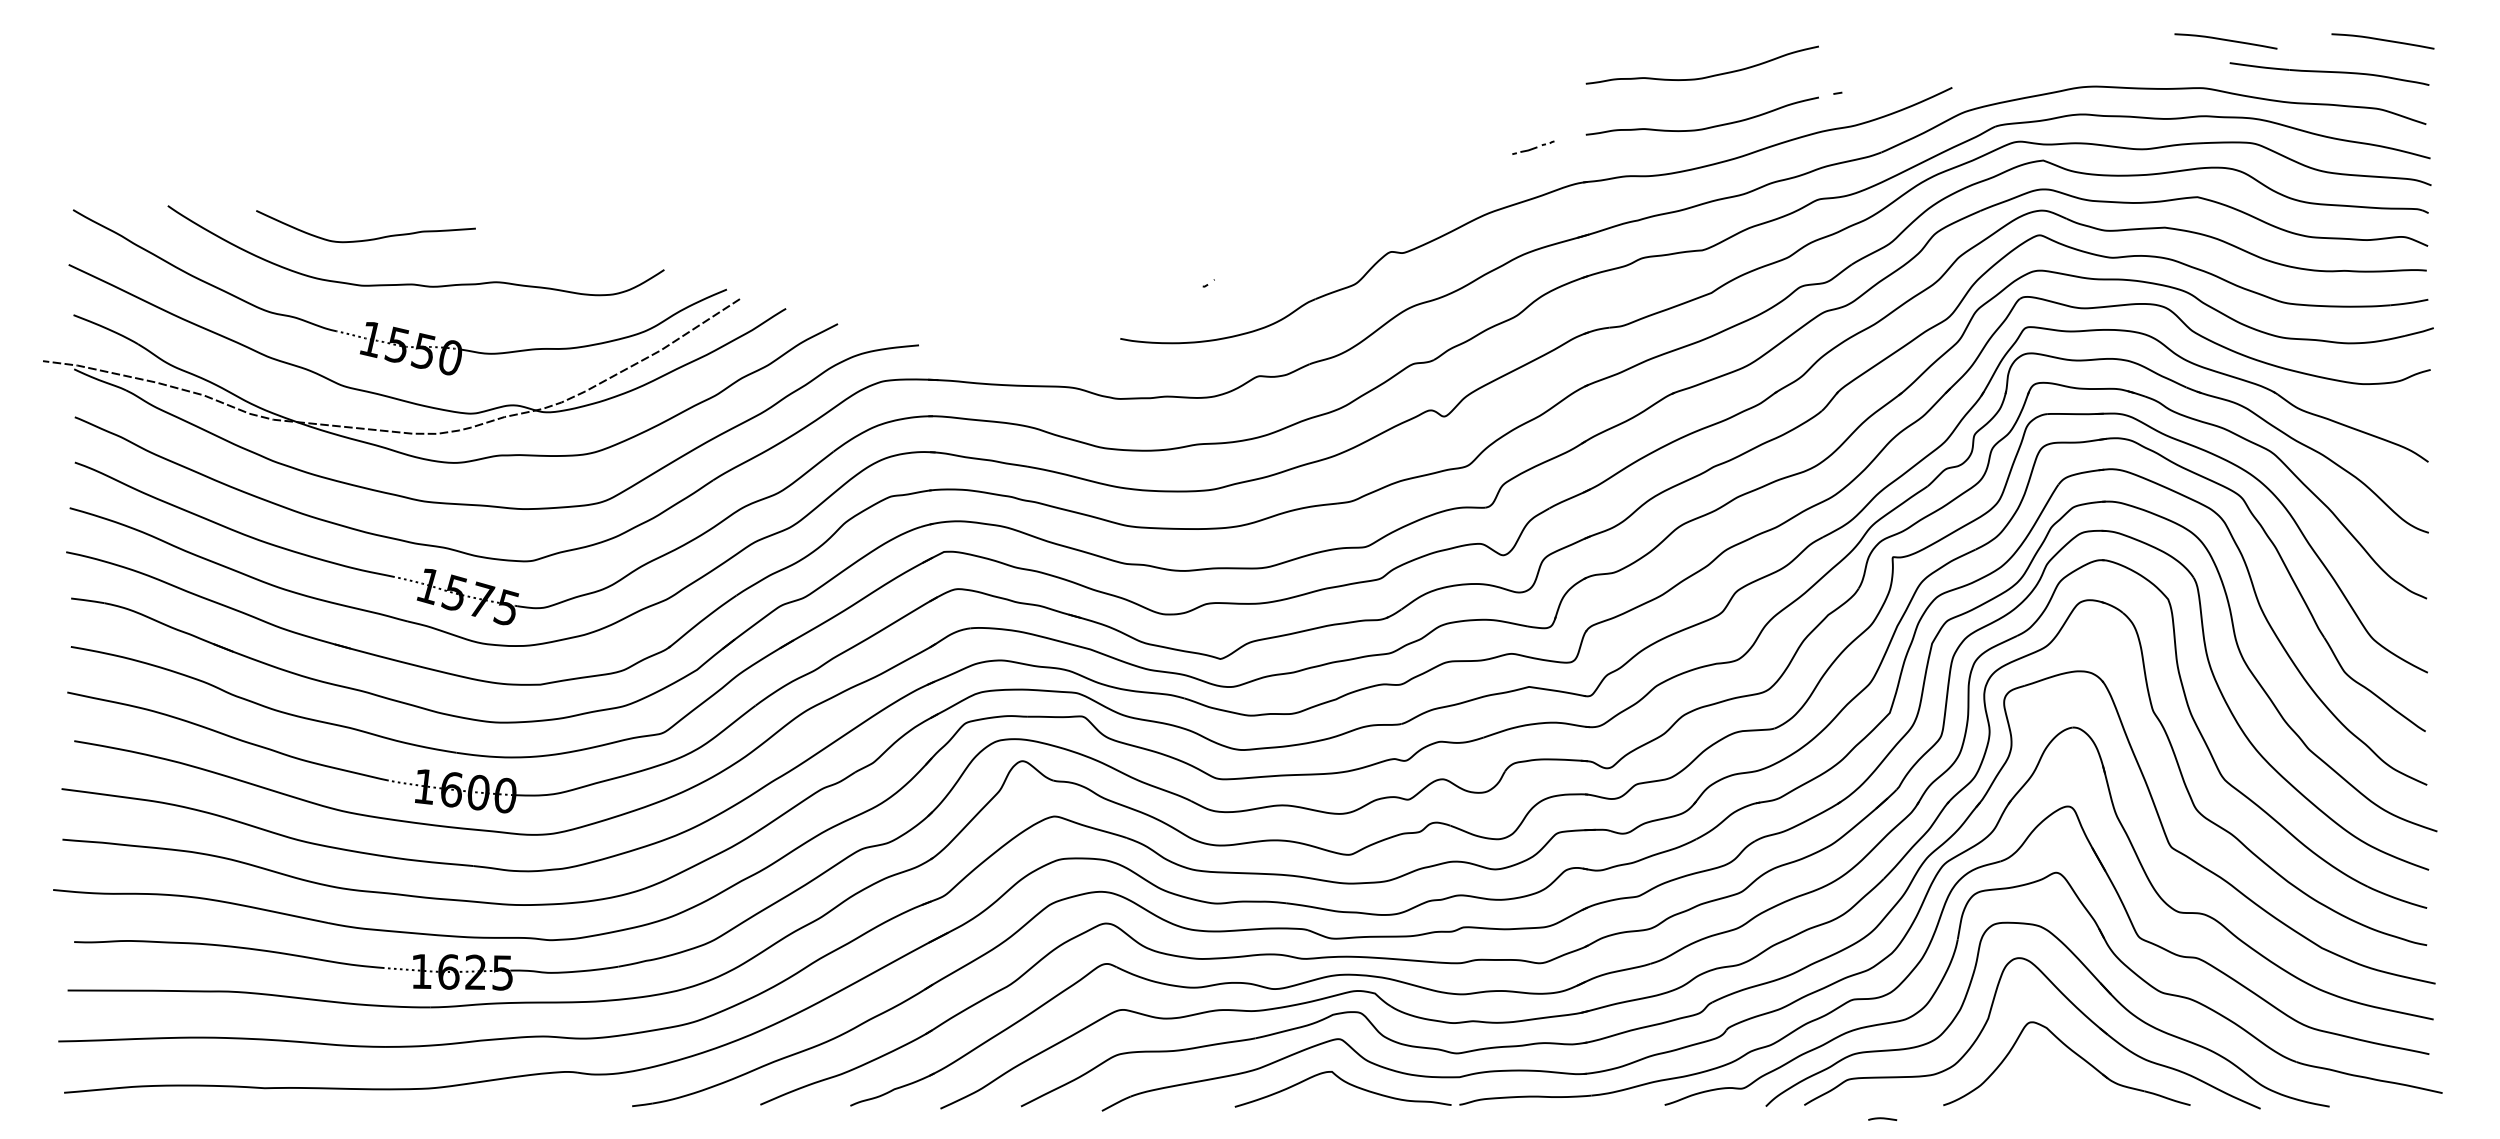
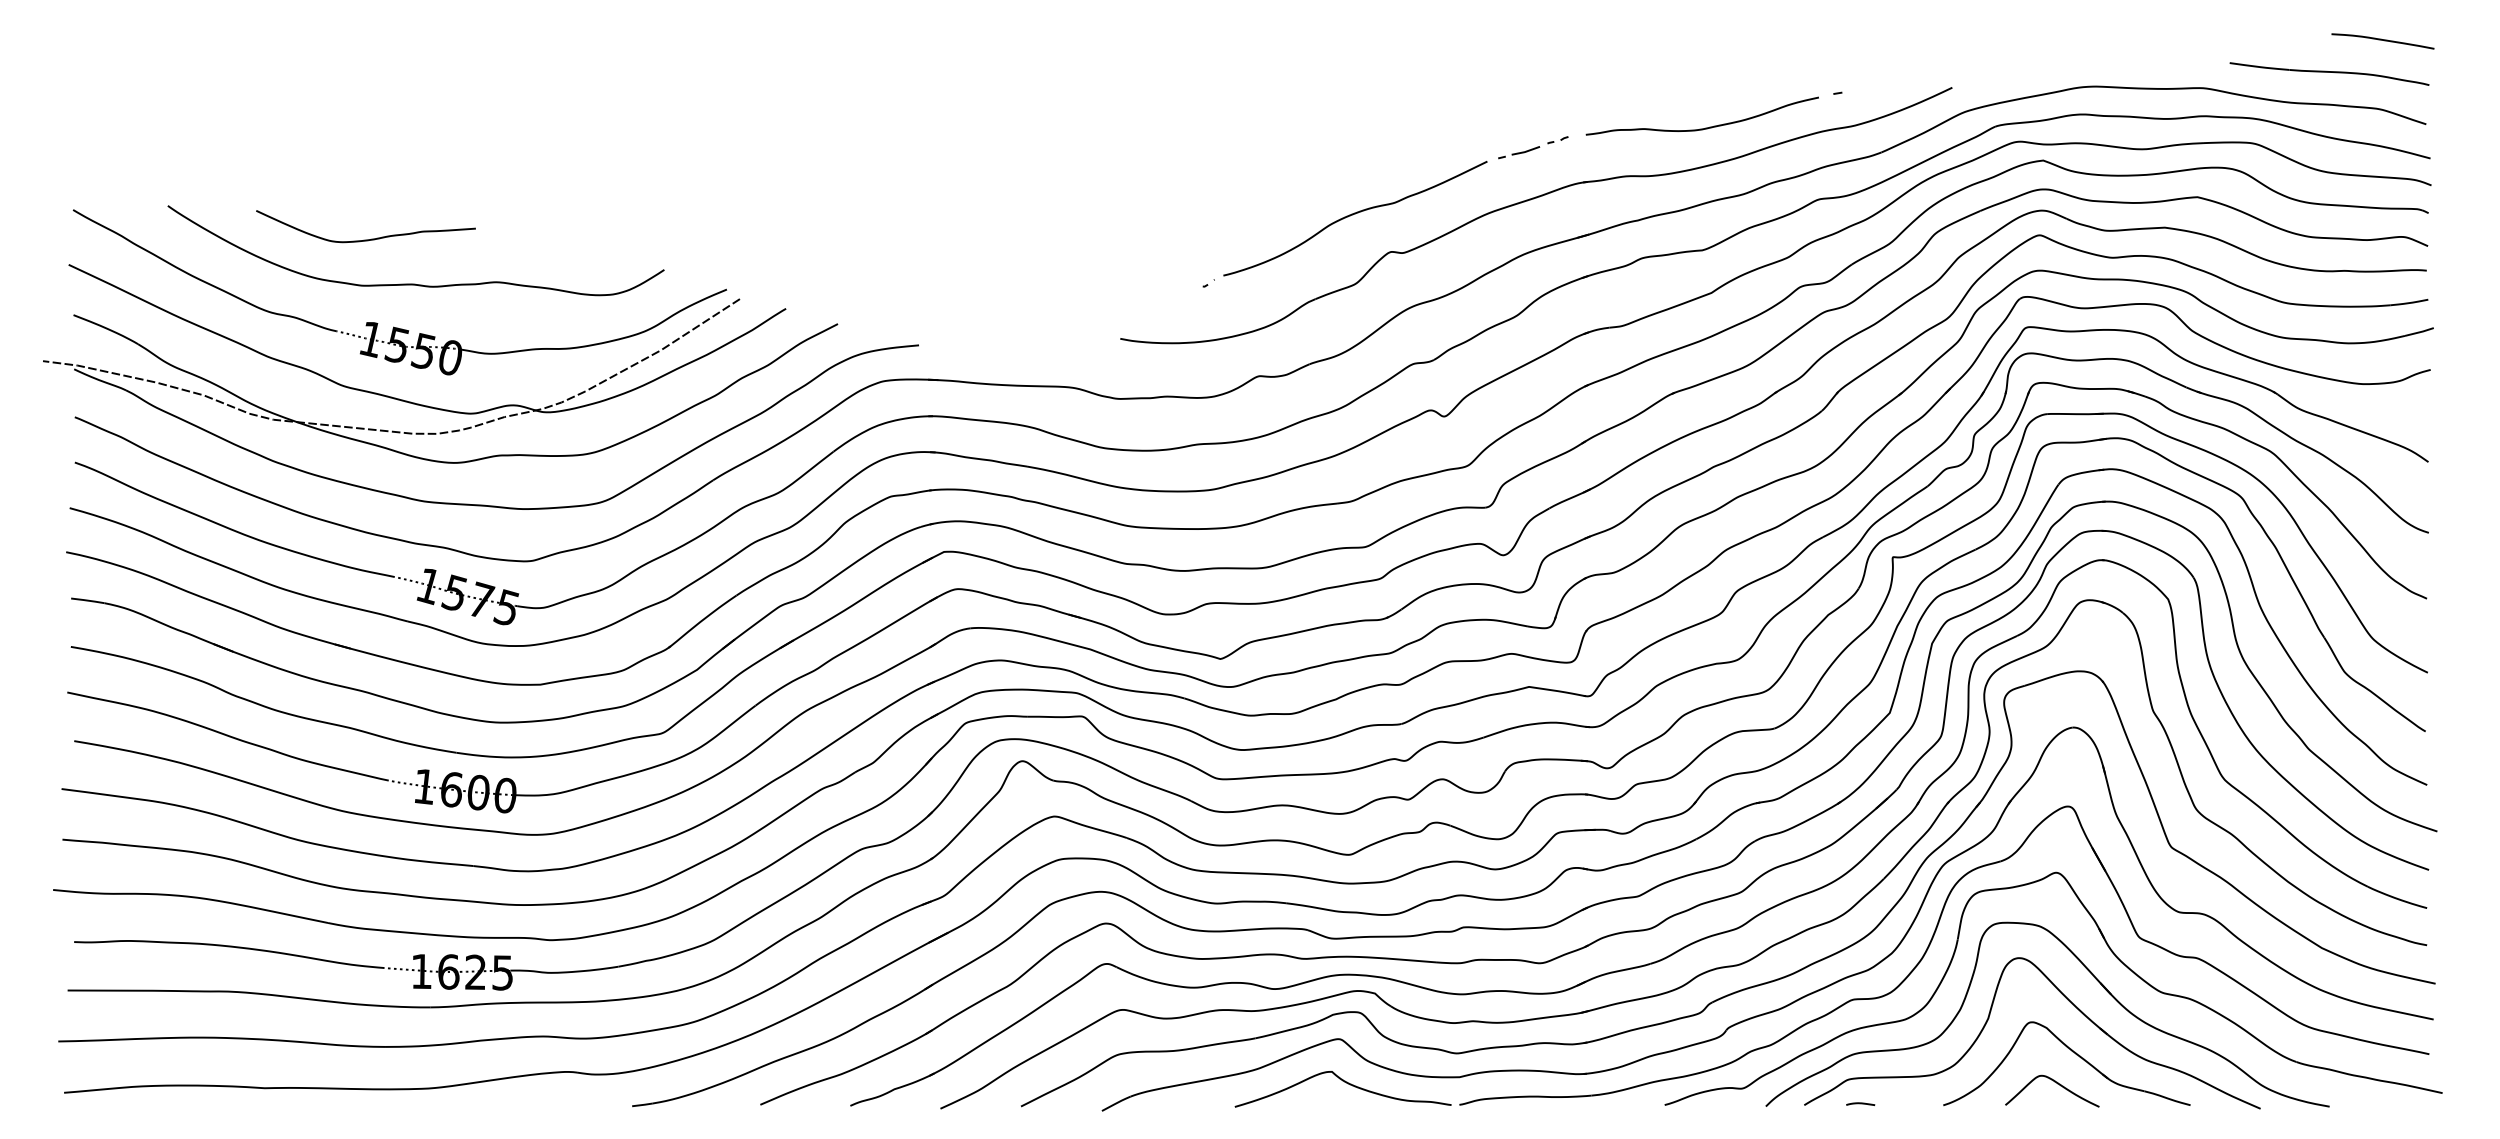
curve: present -> none (2225, 40)
curve: present -> none (1705, 76)
part size: 43x15 px -> 71x24 px (1533, 147)
curve: none -> present (1355, 214)
curve: none -> present (2057, 1084)
line position: (1882, 1118) -> (1860, 1103) (1860, 1103)
